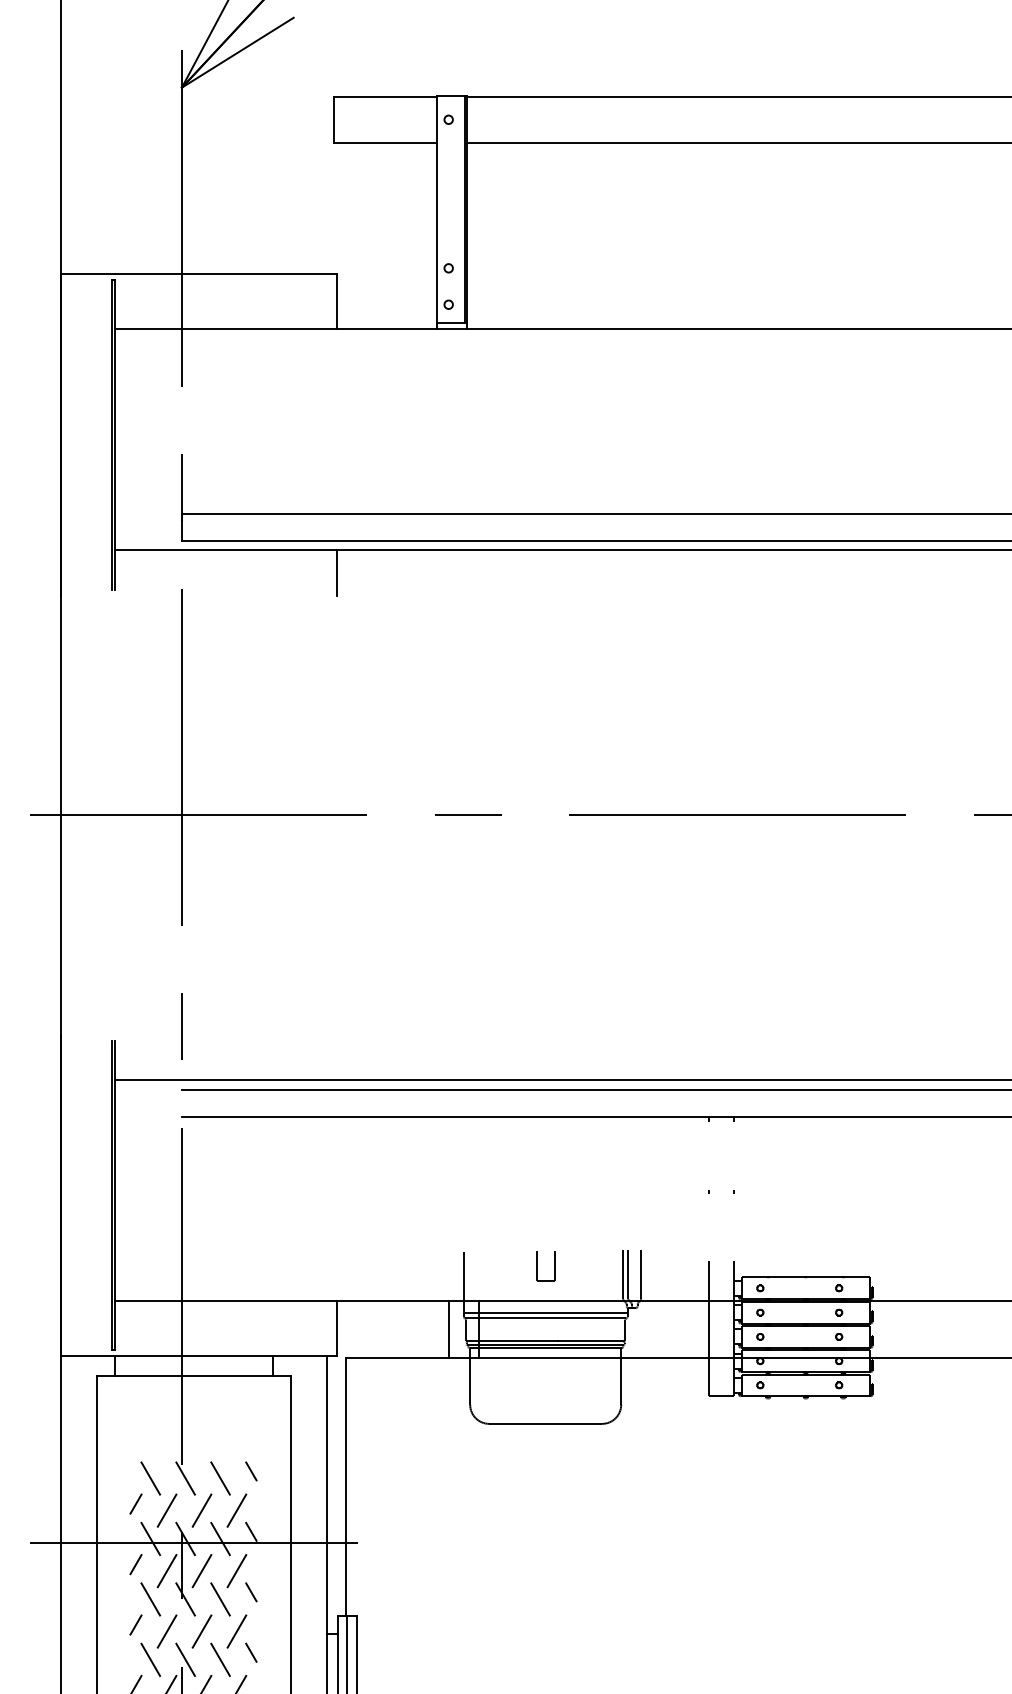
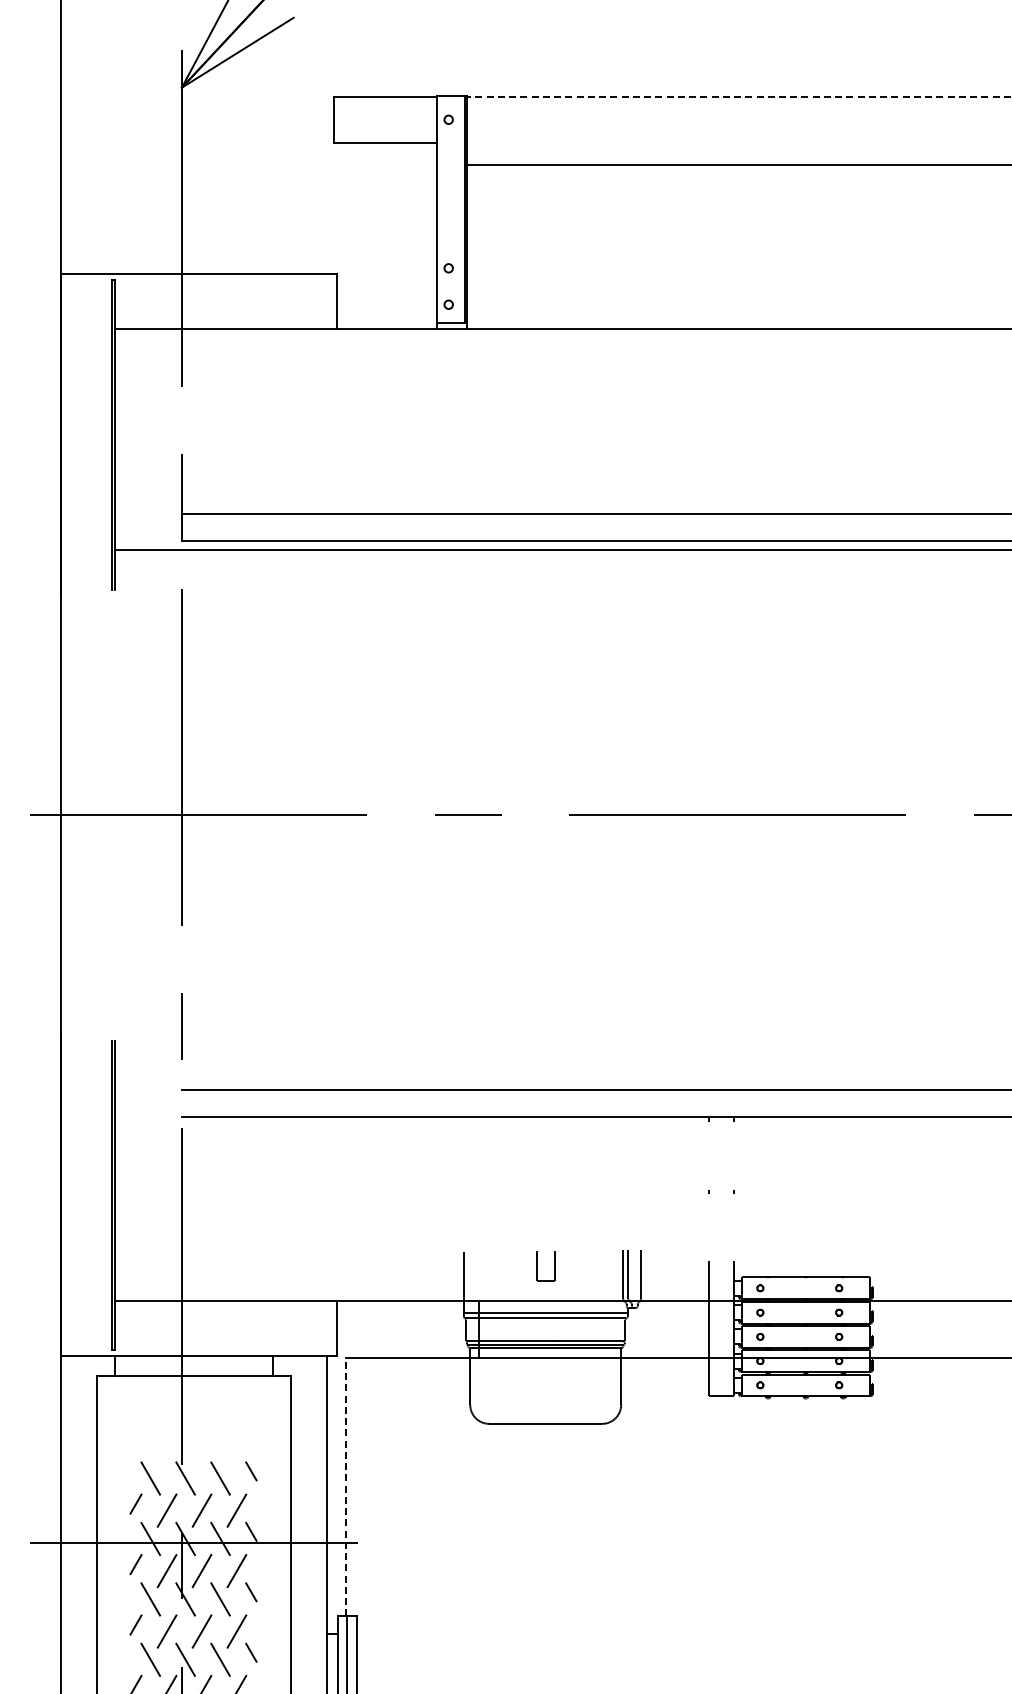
line: solid -> dashed (738, 97)
line position: (737, 142) -> (737, 164) (737, 164)
line: present -> none (336, 572)
line: present -> none (561, 1080)
line: present -> none (448, 1329)
line: solid -> dashed (345, 1486)
